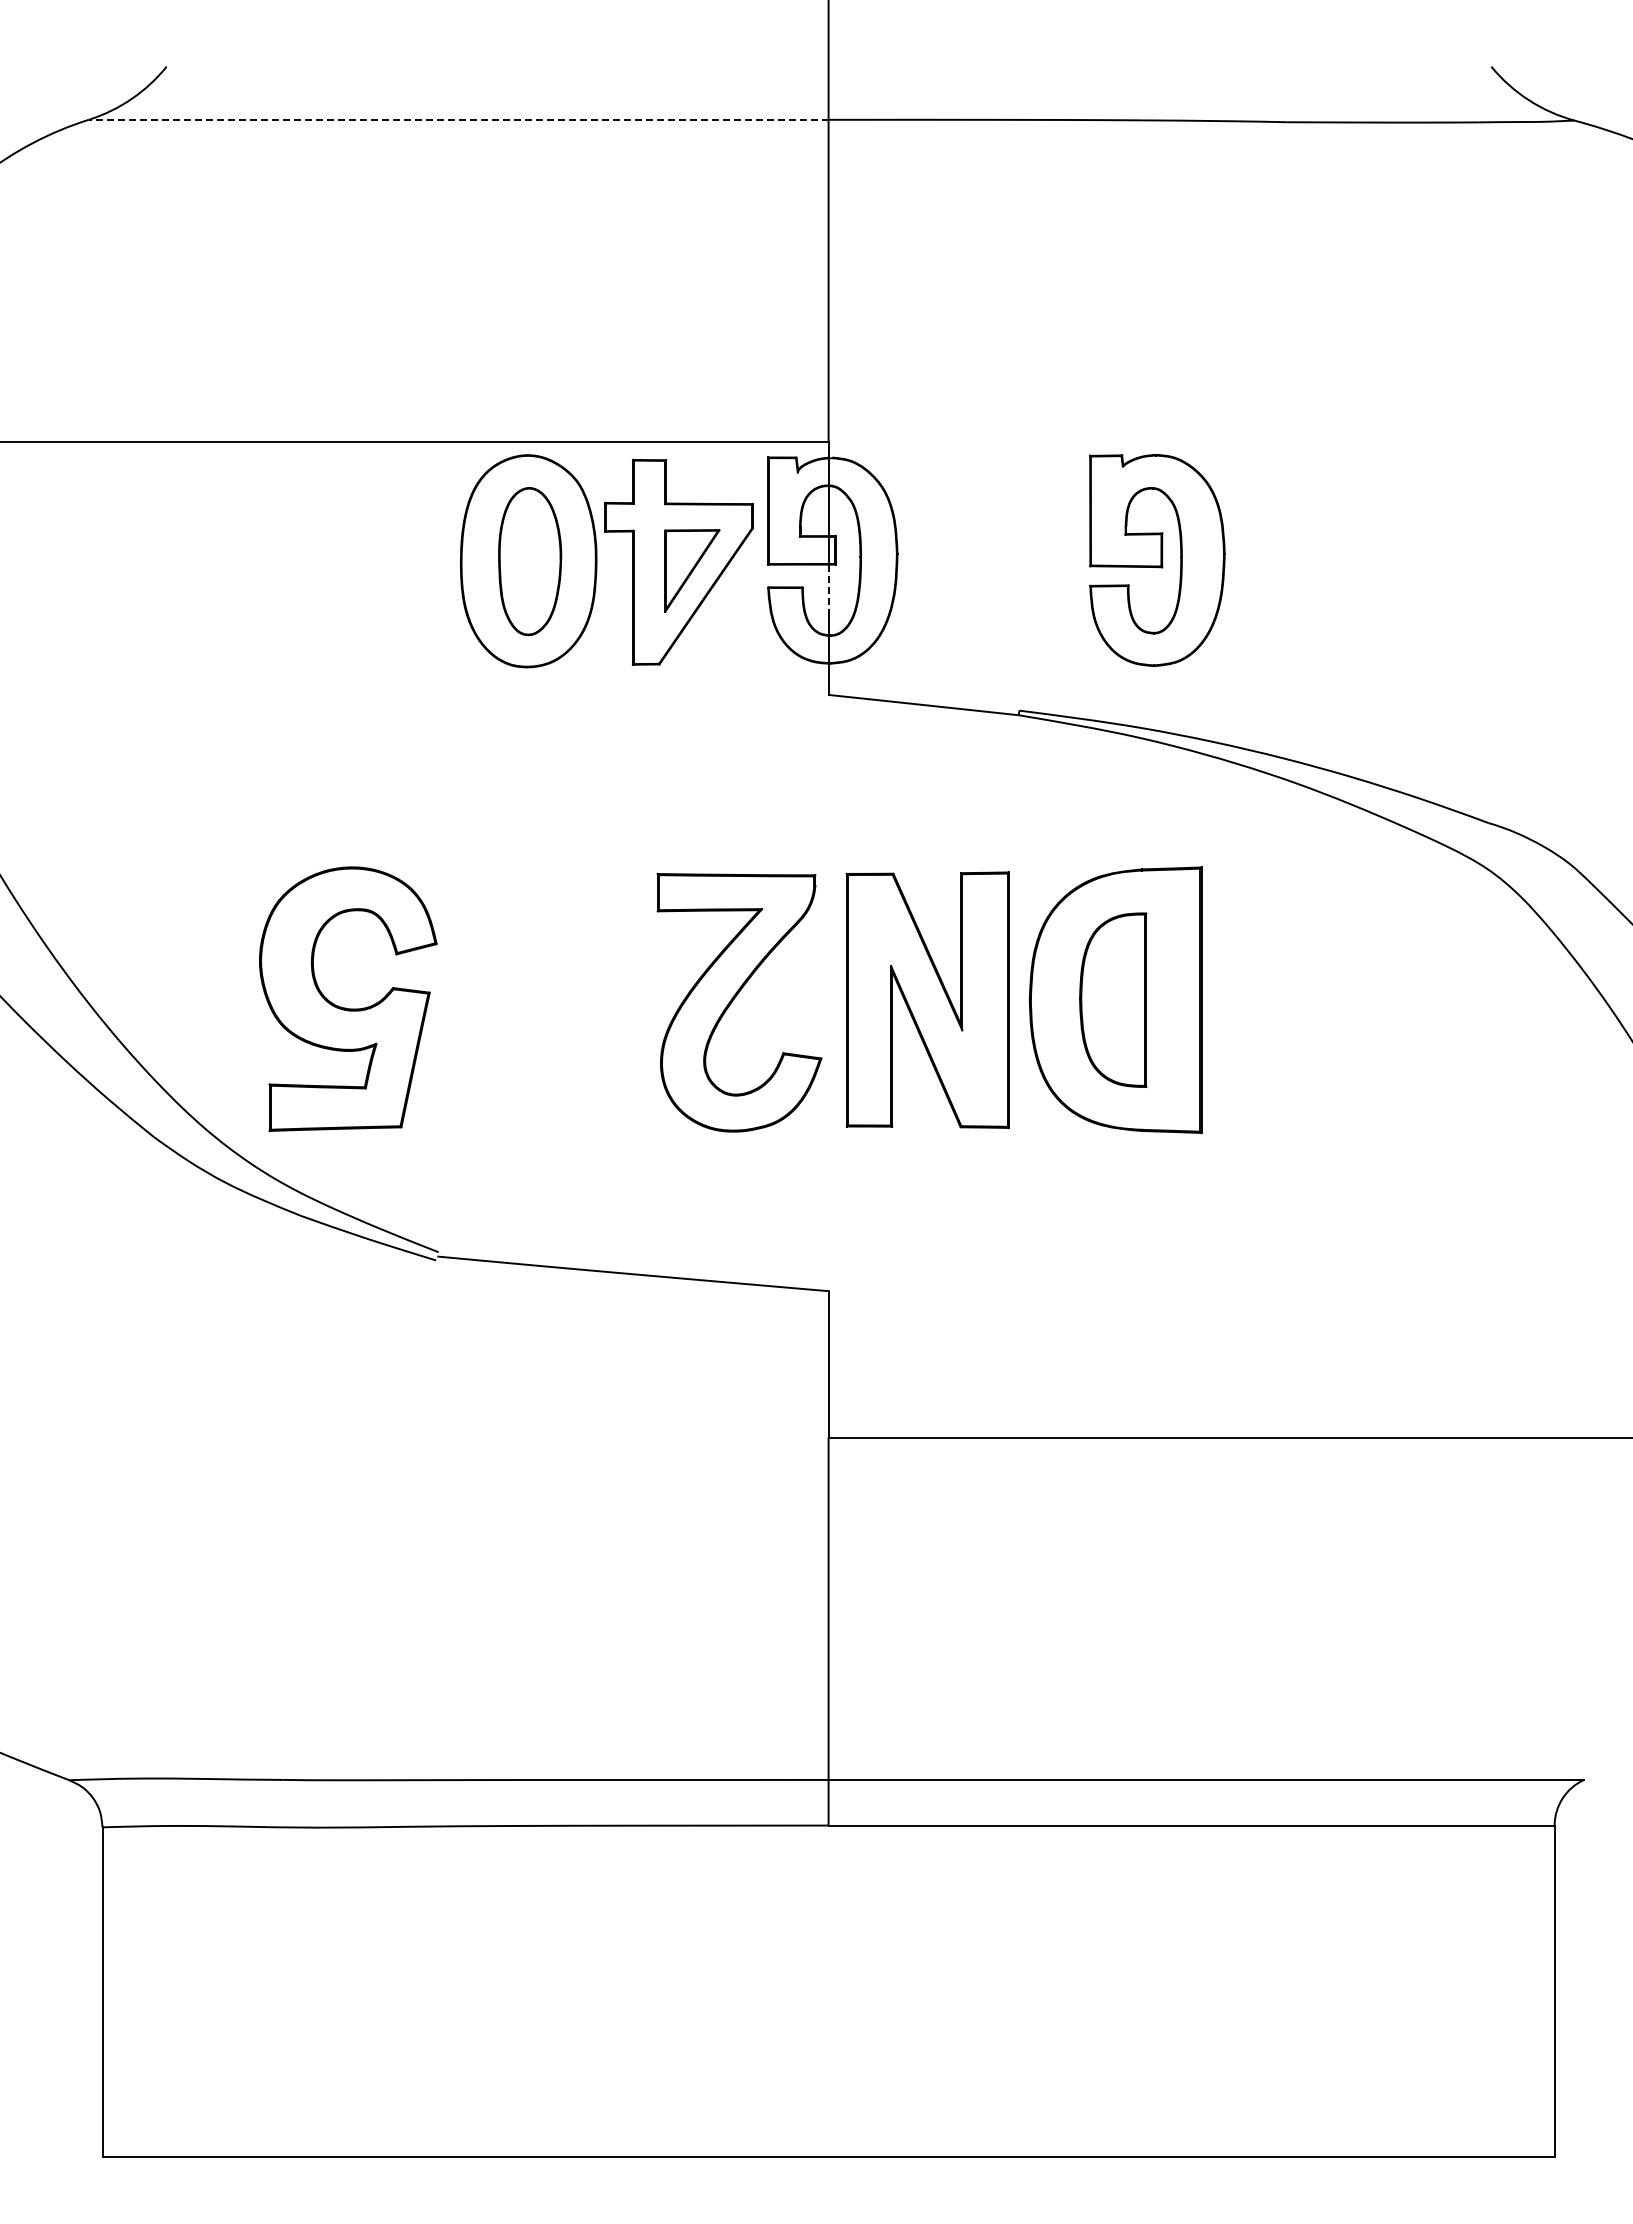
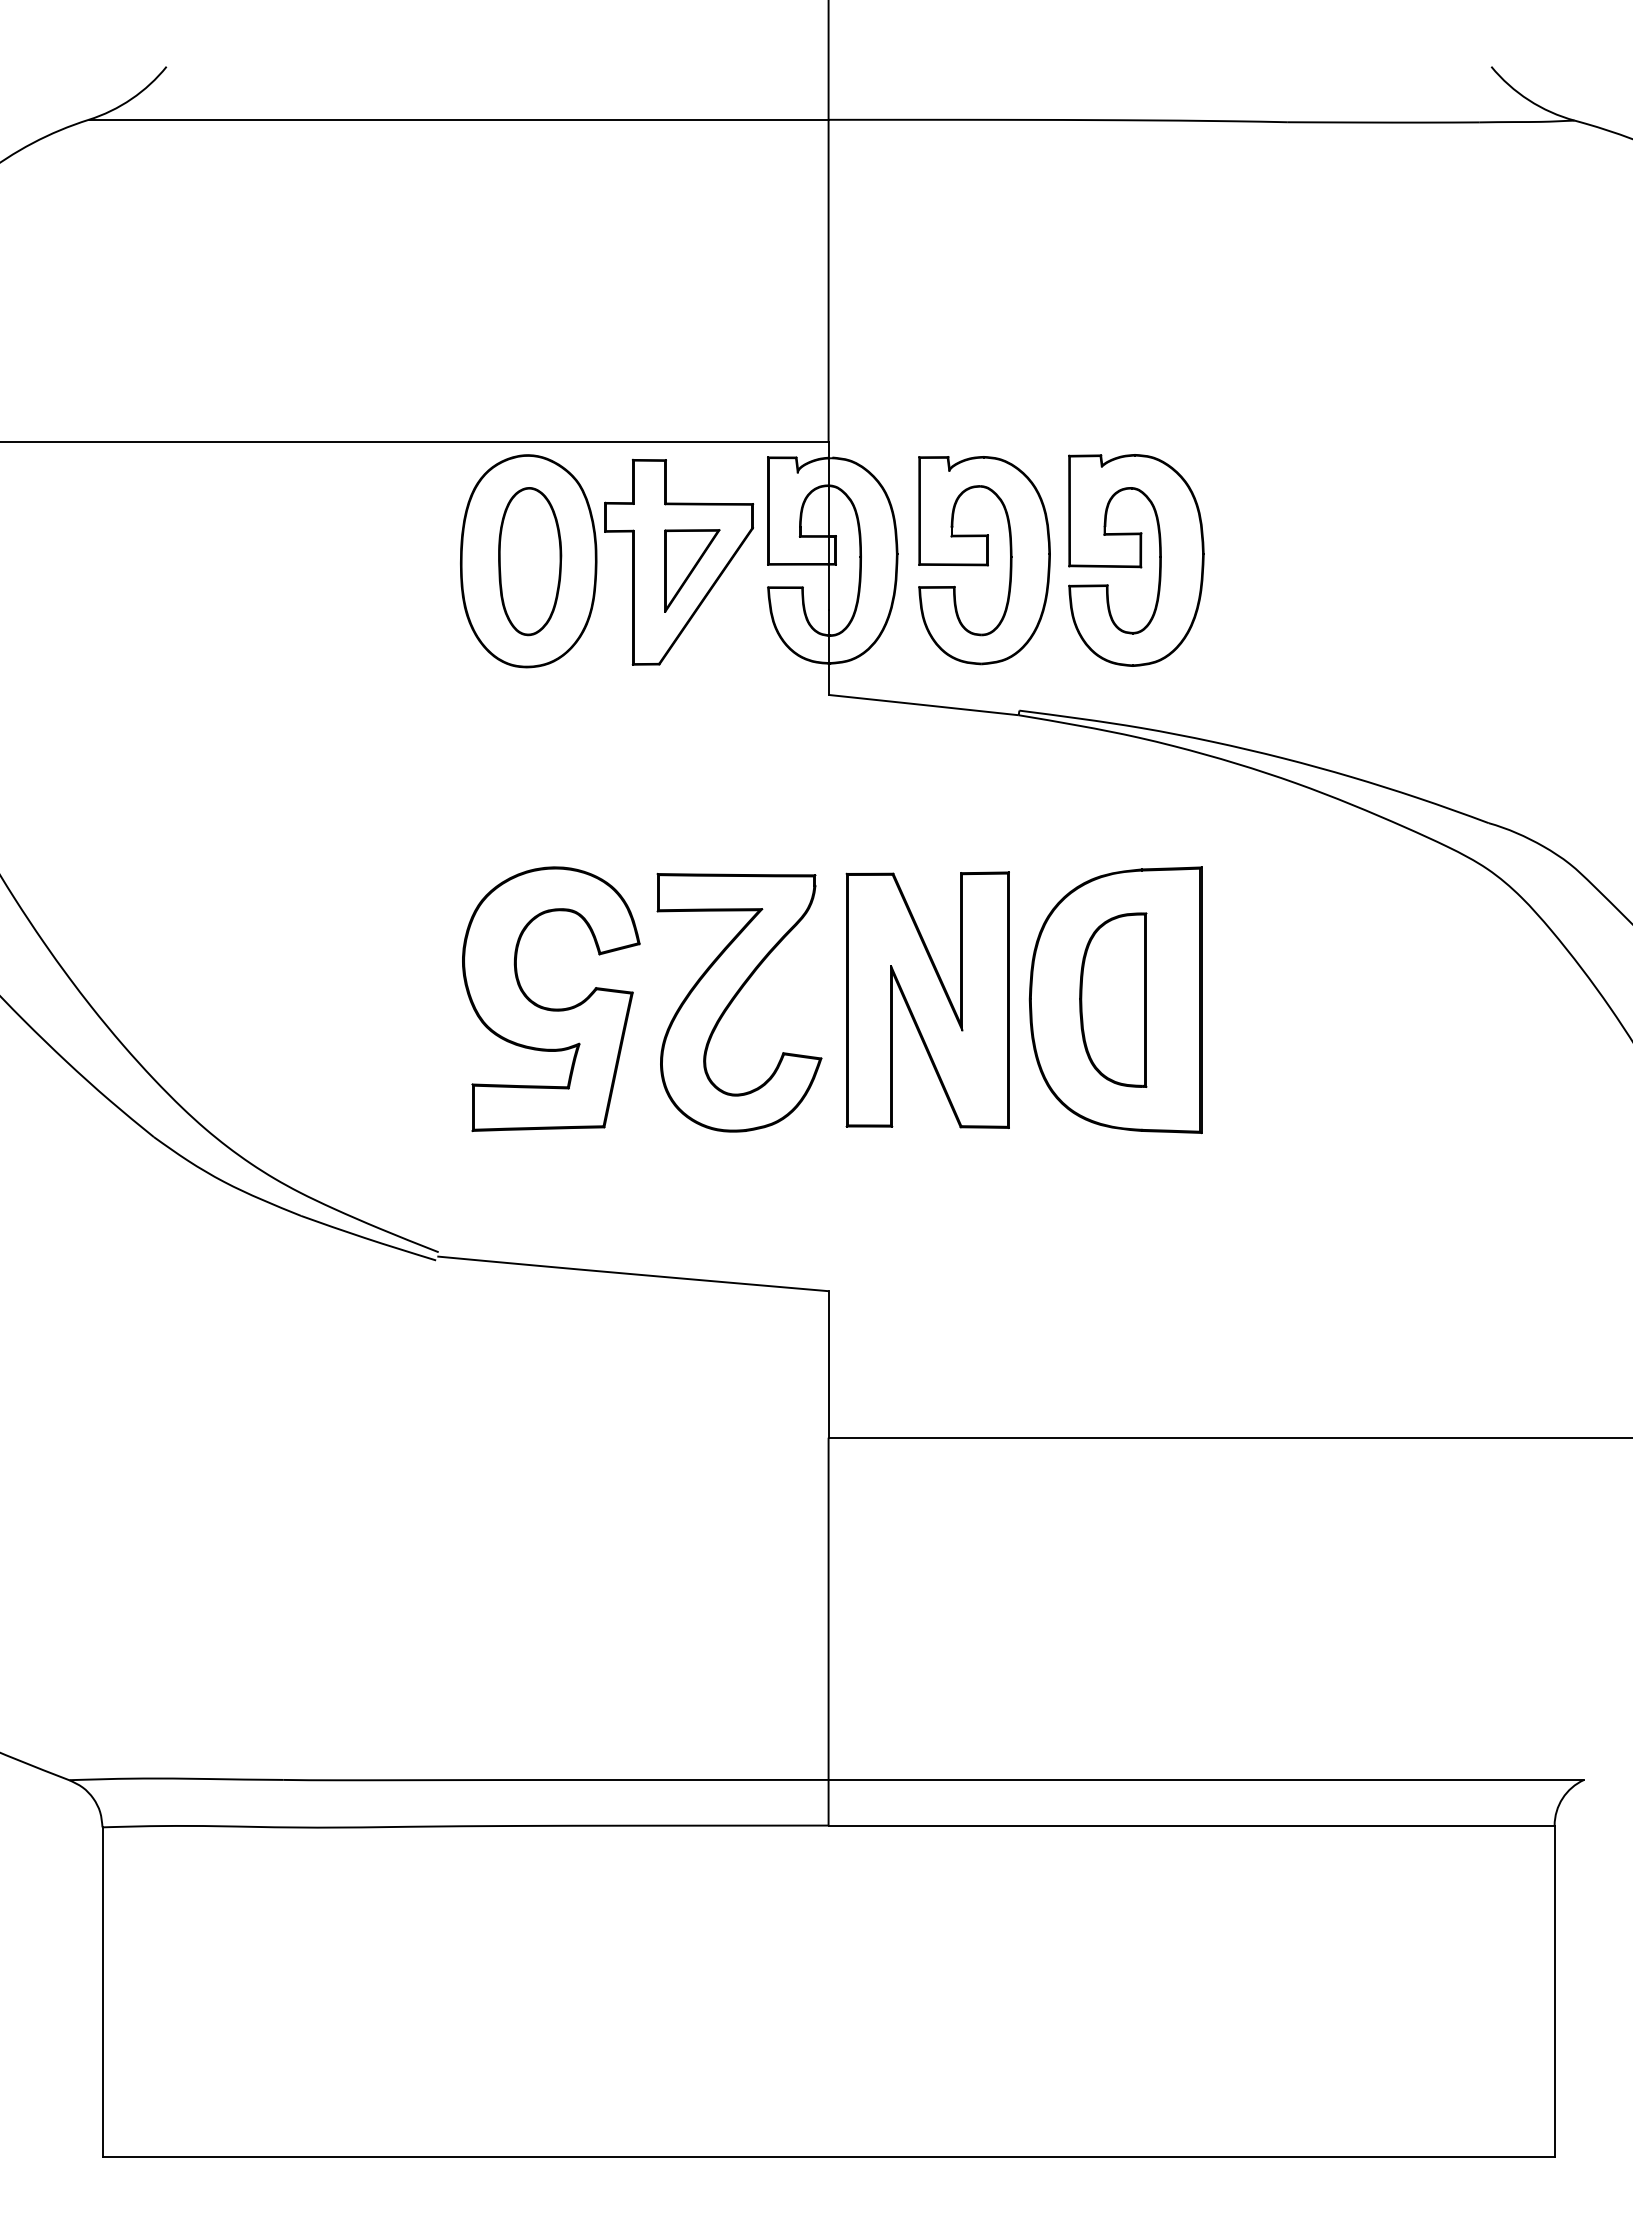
line: dashed -> solid (458, 119)
part: none -> present (984, 560)
part position: (1157, 560) -> (1136, 560) (1136, 560)
line: dashed -> solid (828, 587)
part position: (346, 1007) -> (549, 1007) (549, 1007)
